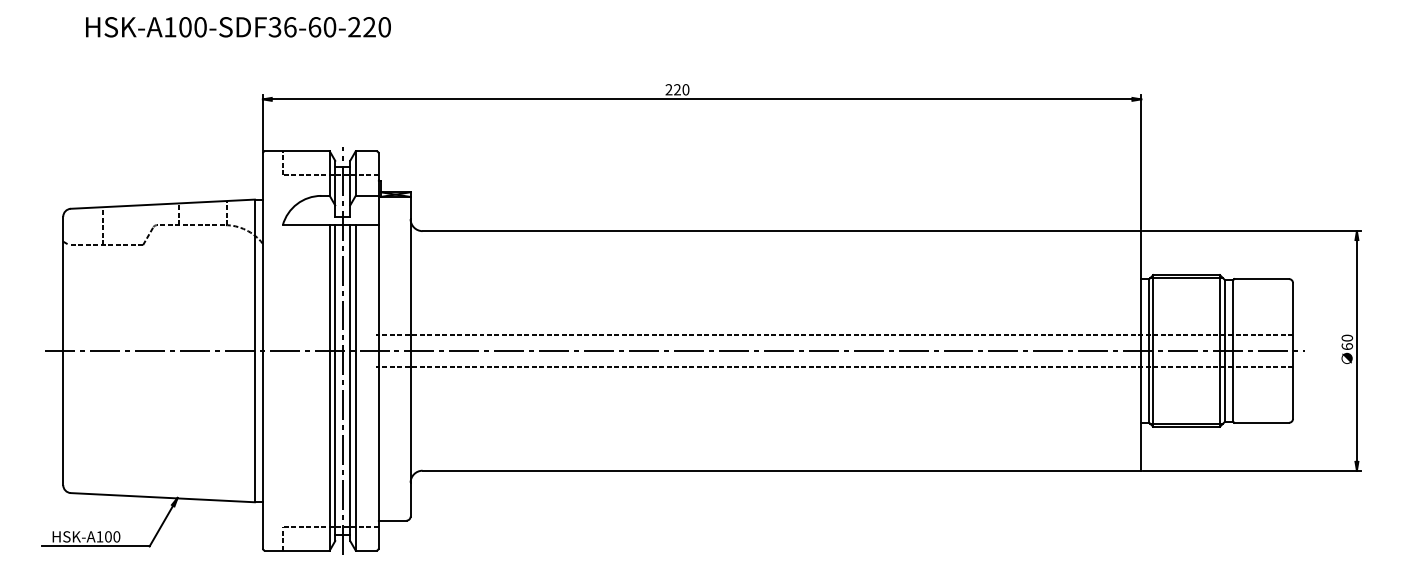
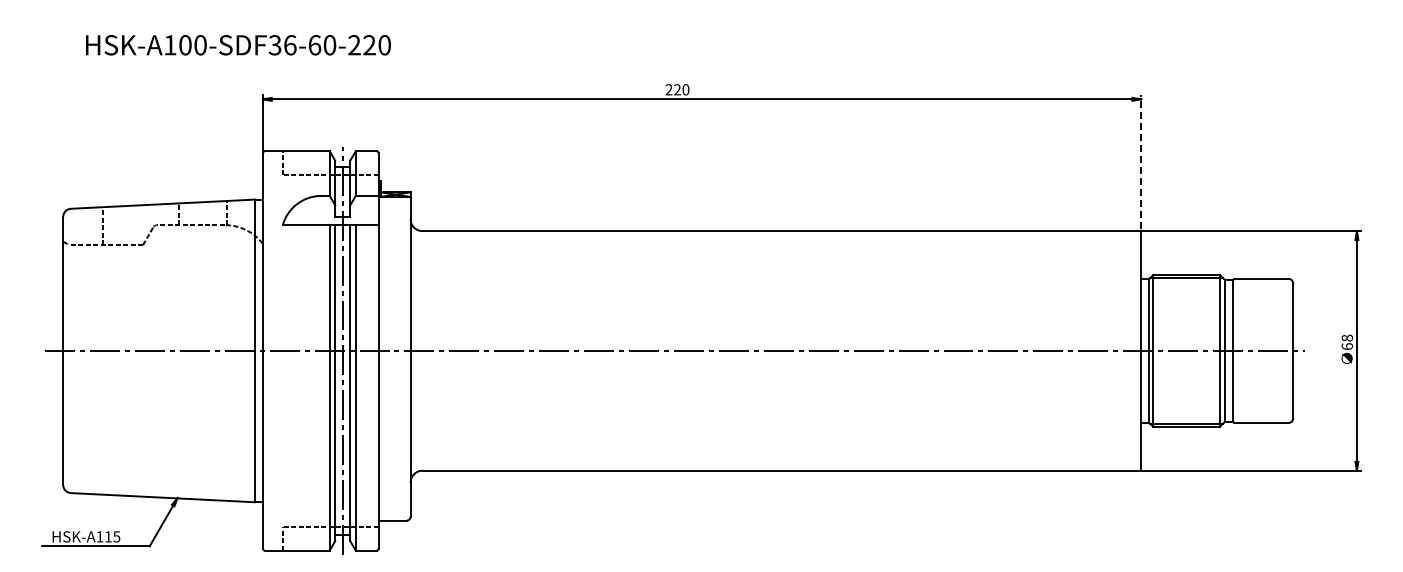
text position: (238, 27) -> (238, 45) (238, 45)
line: solid -> dashed (1141, 162)
line: present -> none (834, 334)
text: 60 -> 68 (1347, 337)
line: present -> none (834, 366)
text: HSK-A100 -> HSK-A115 (112, 536)
